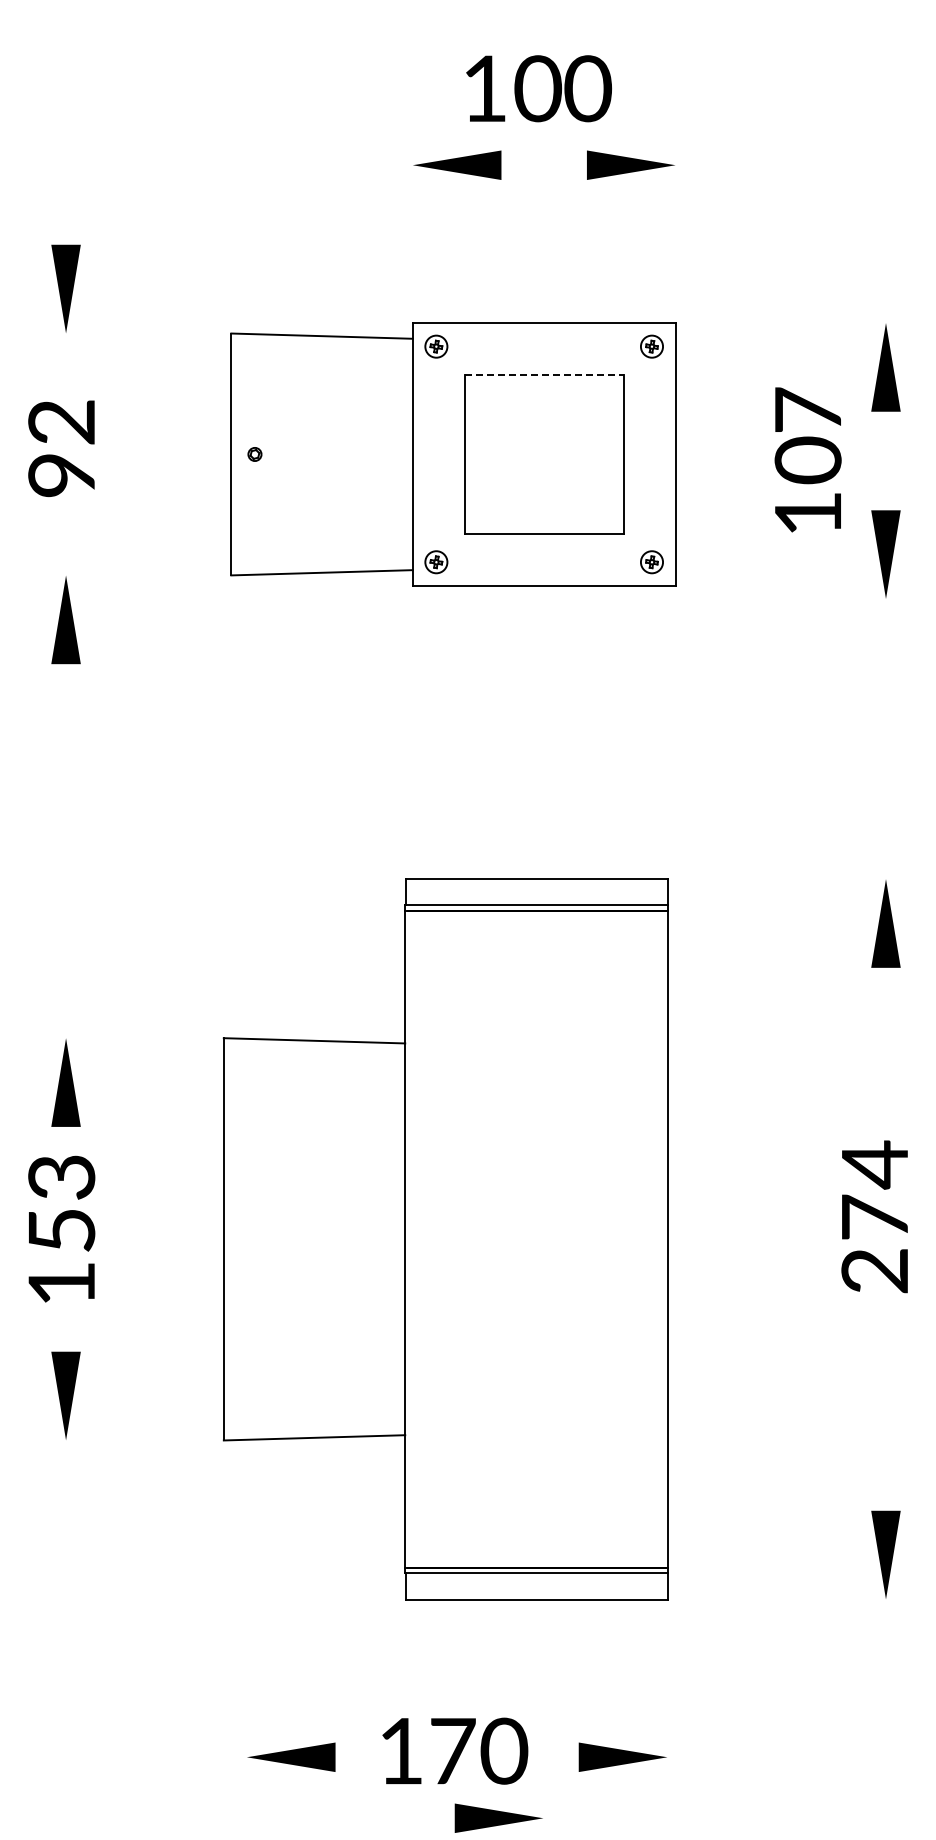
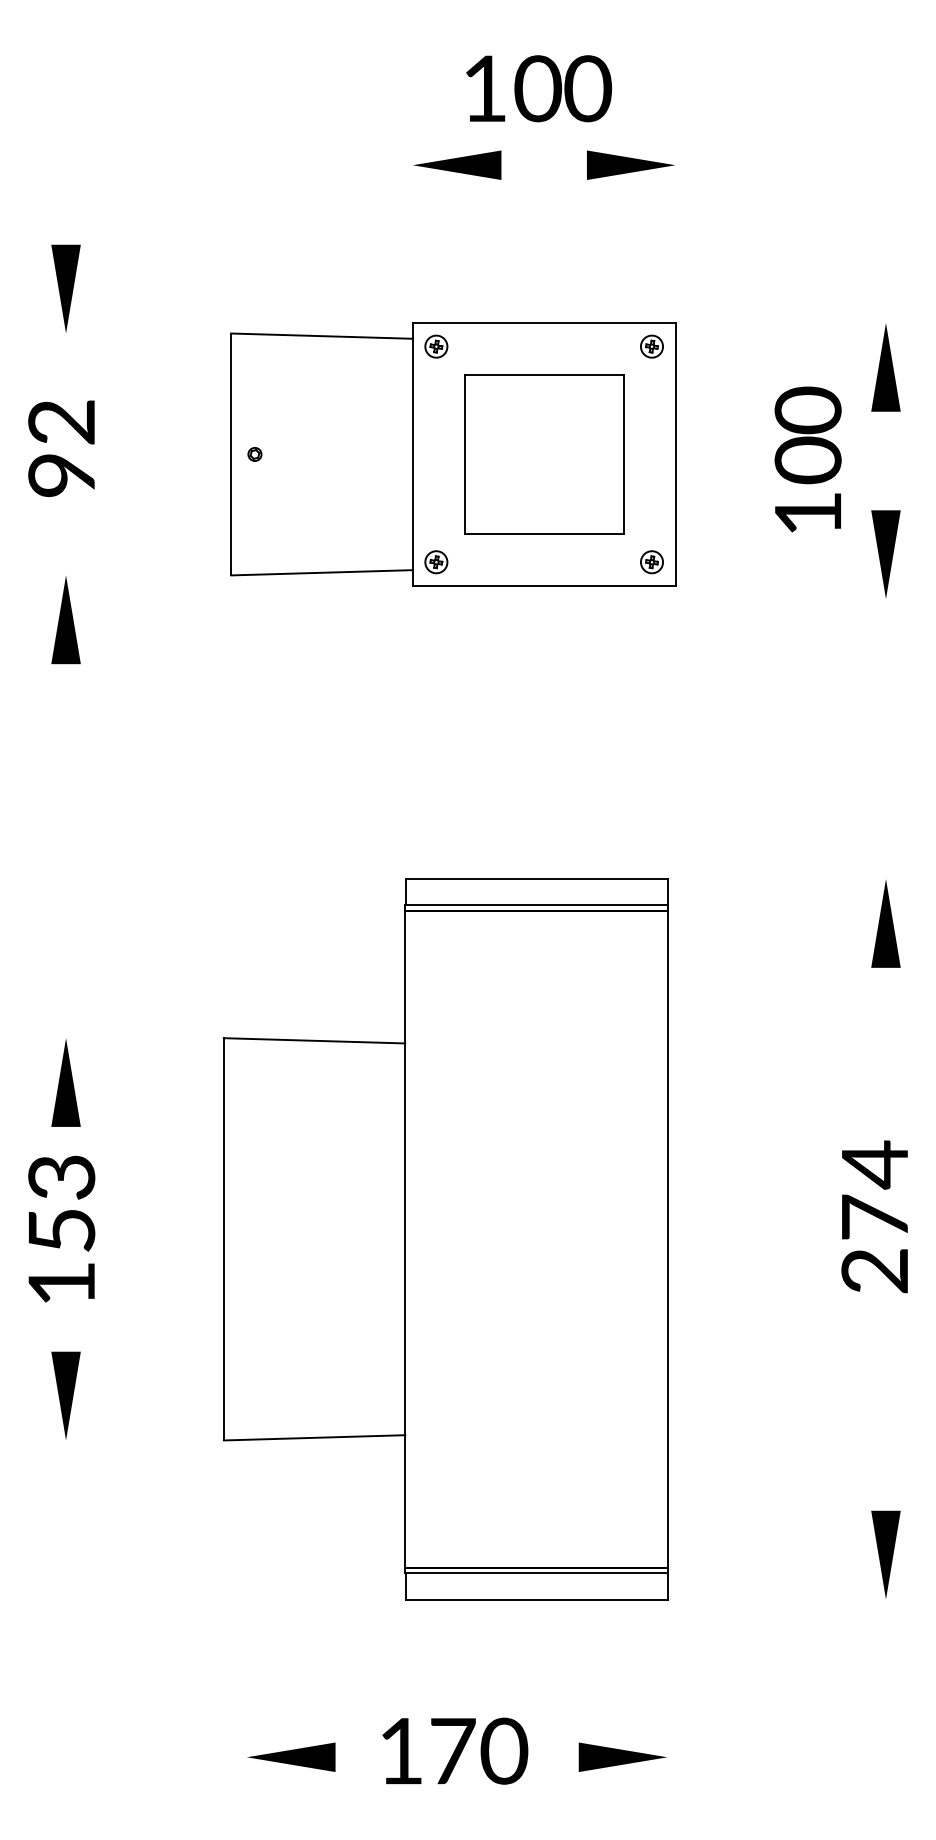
line: dashed -> solid (544, 374)
text: 7 -> 0 (807, 410)
part: present -> none (498, 1817)
